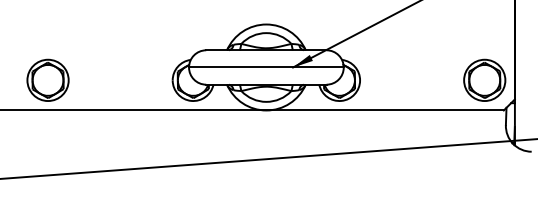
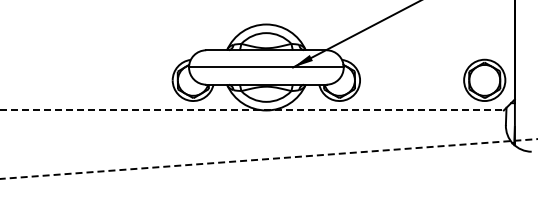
part: present -> none (47, 79)
line: solid -> dashed (251, 110)
line: solid -> dashed (268, 159)
